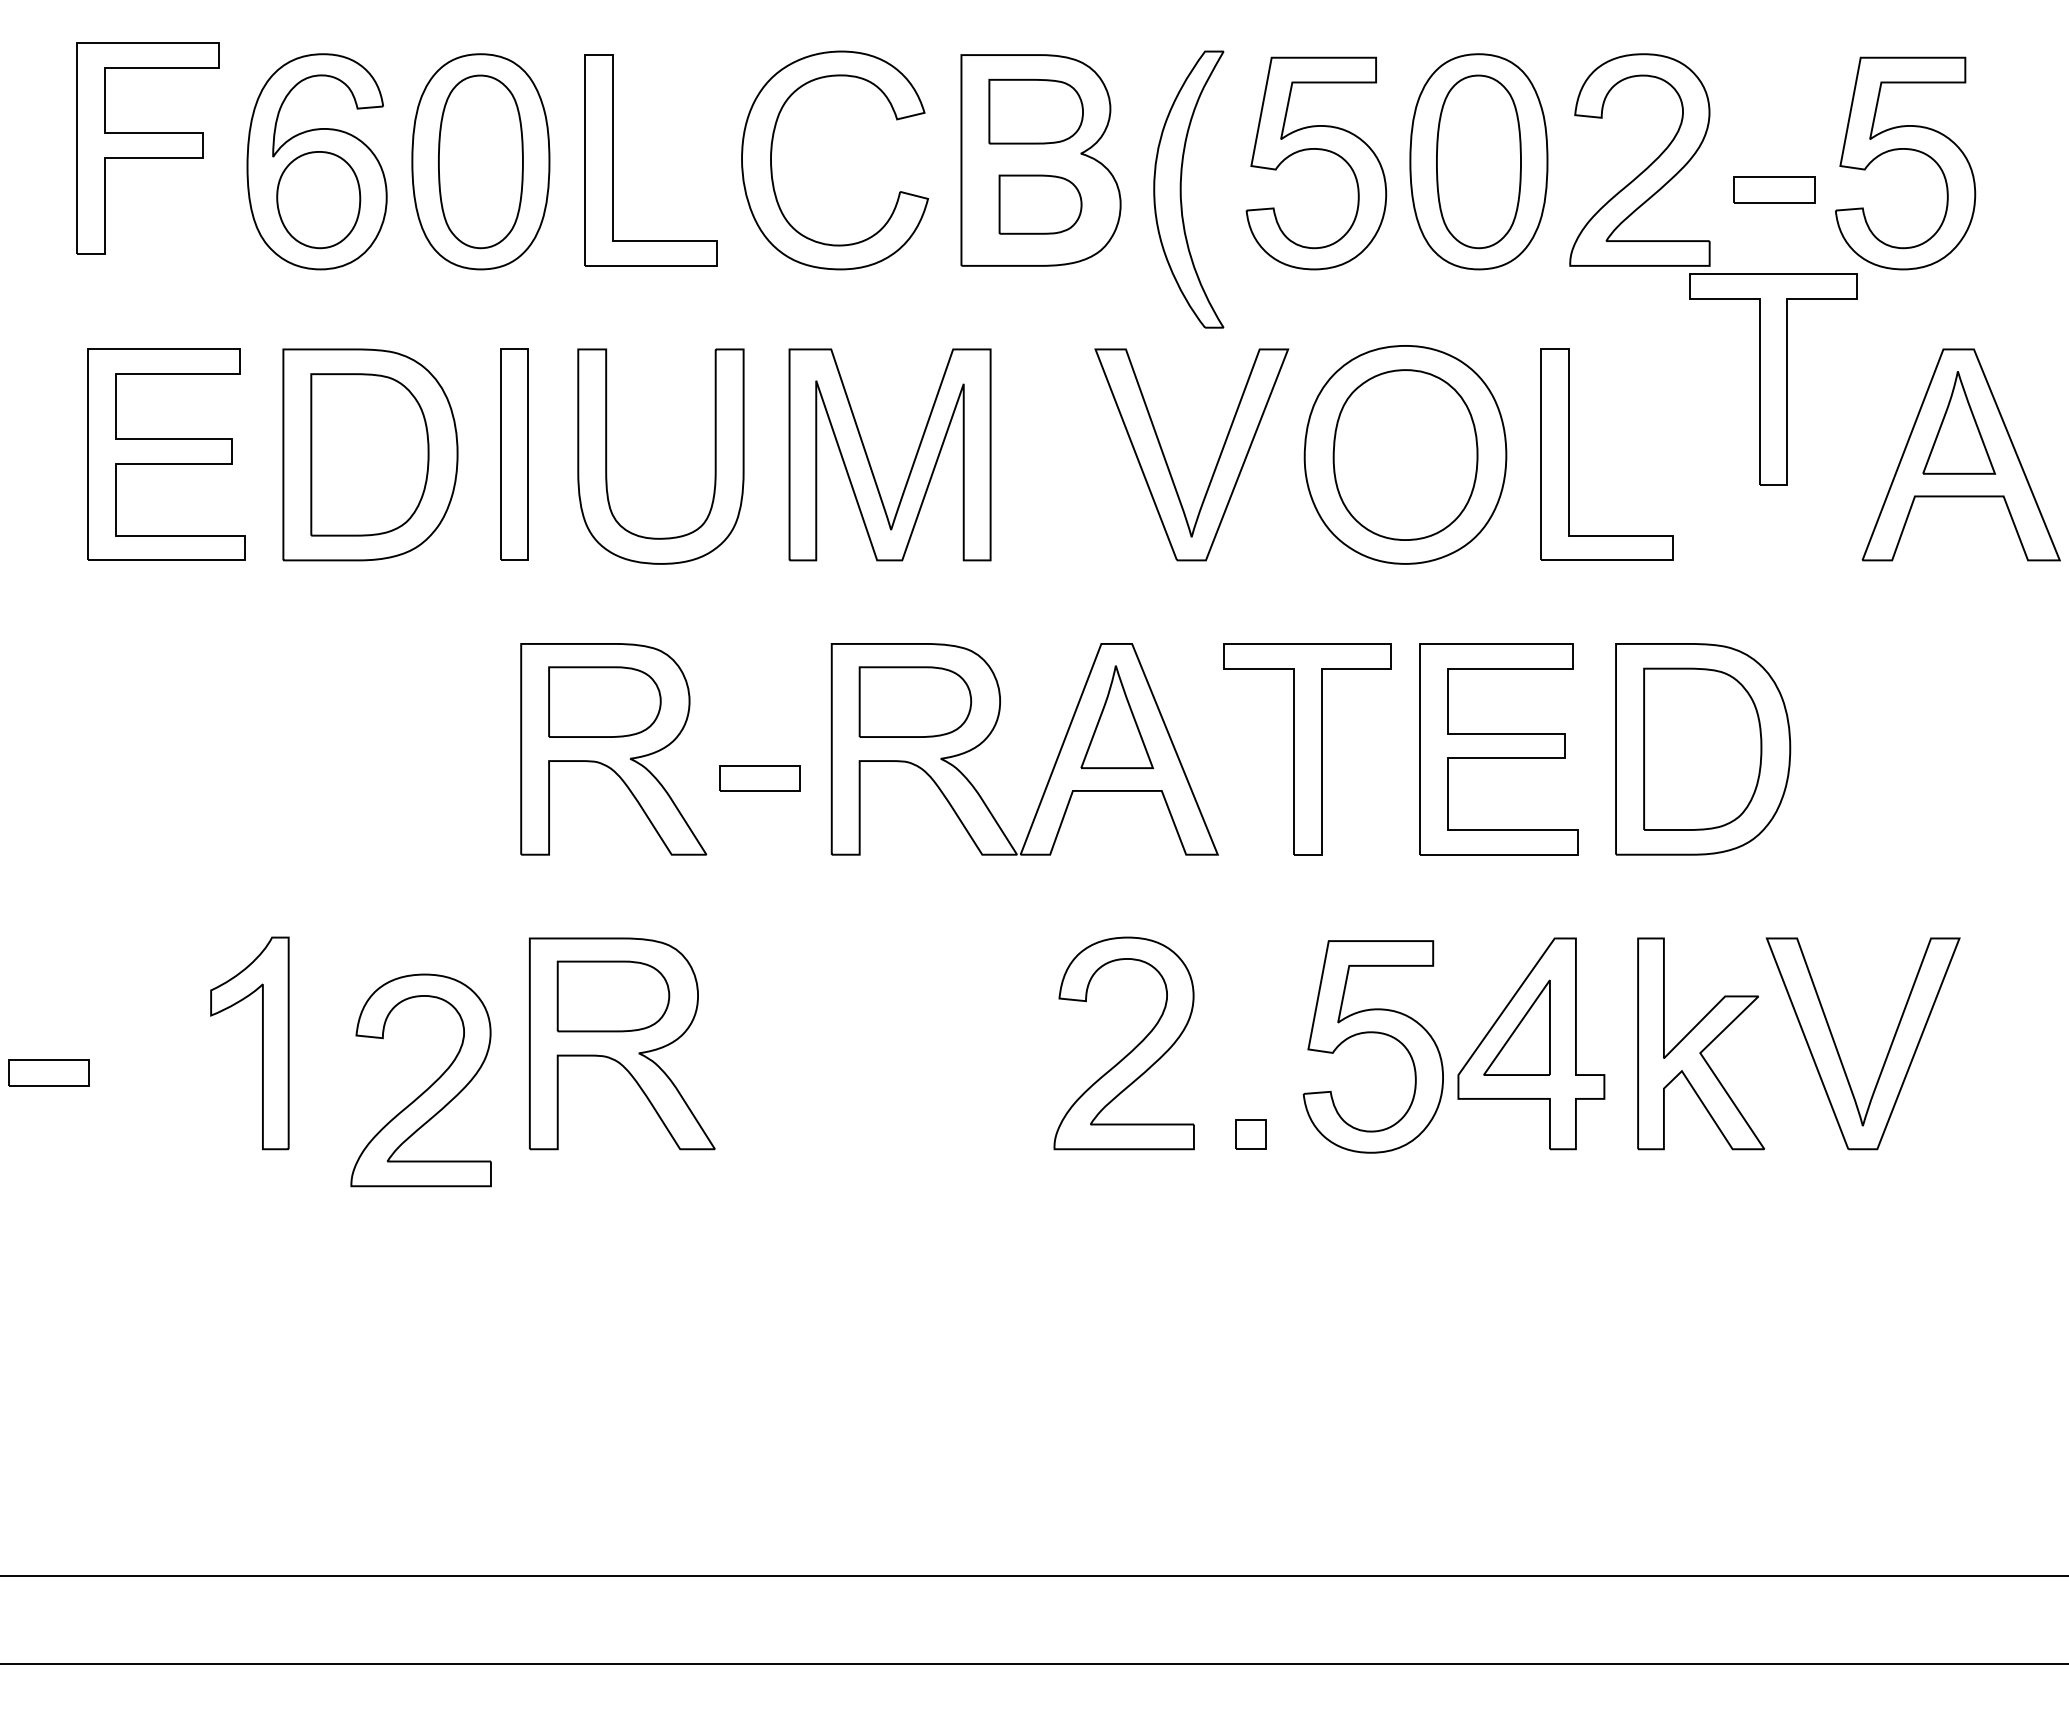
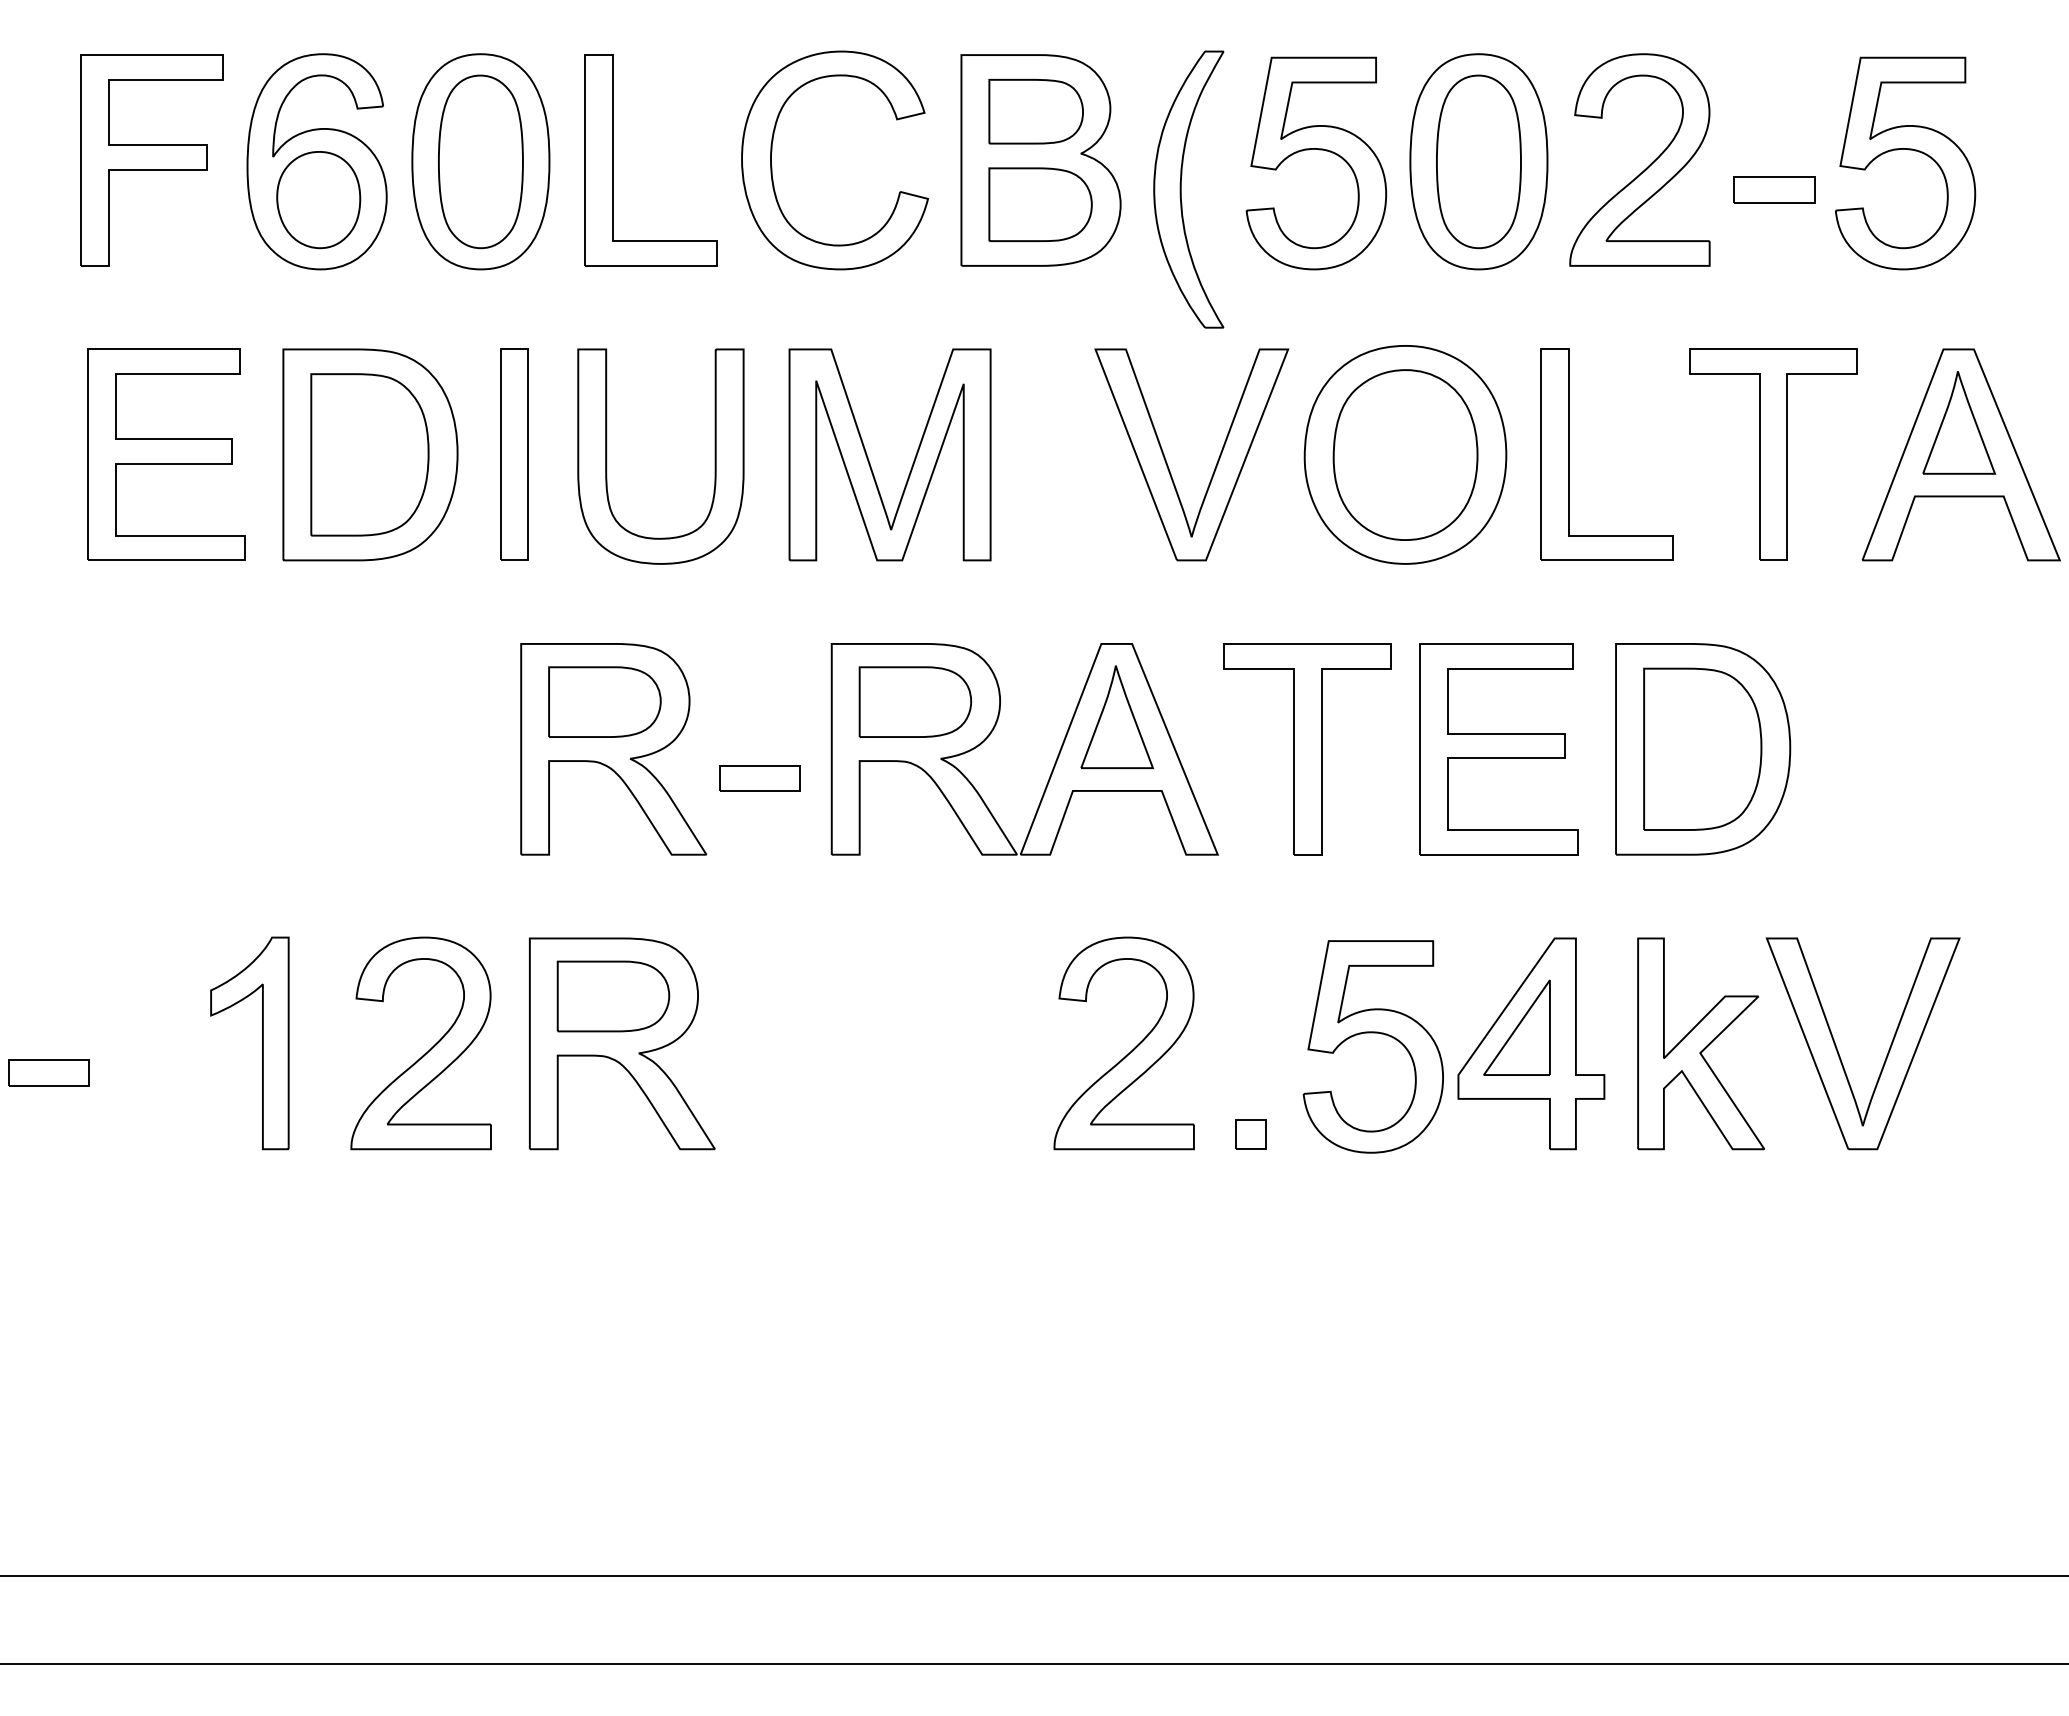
part position: (147, 148) -> (151, 160) (151, 160)
part size: 85x61 px -> 105x75 px (1040, 204)
part position: (1773, 379) -> (1773, 454) (1773, 454)
part position: (425, 1089) -> (425, 1052) (425, 1052)
